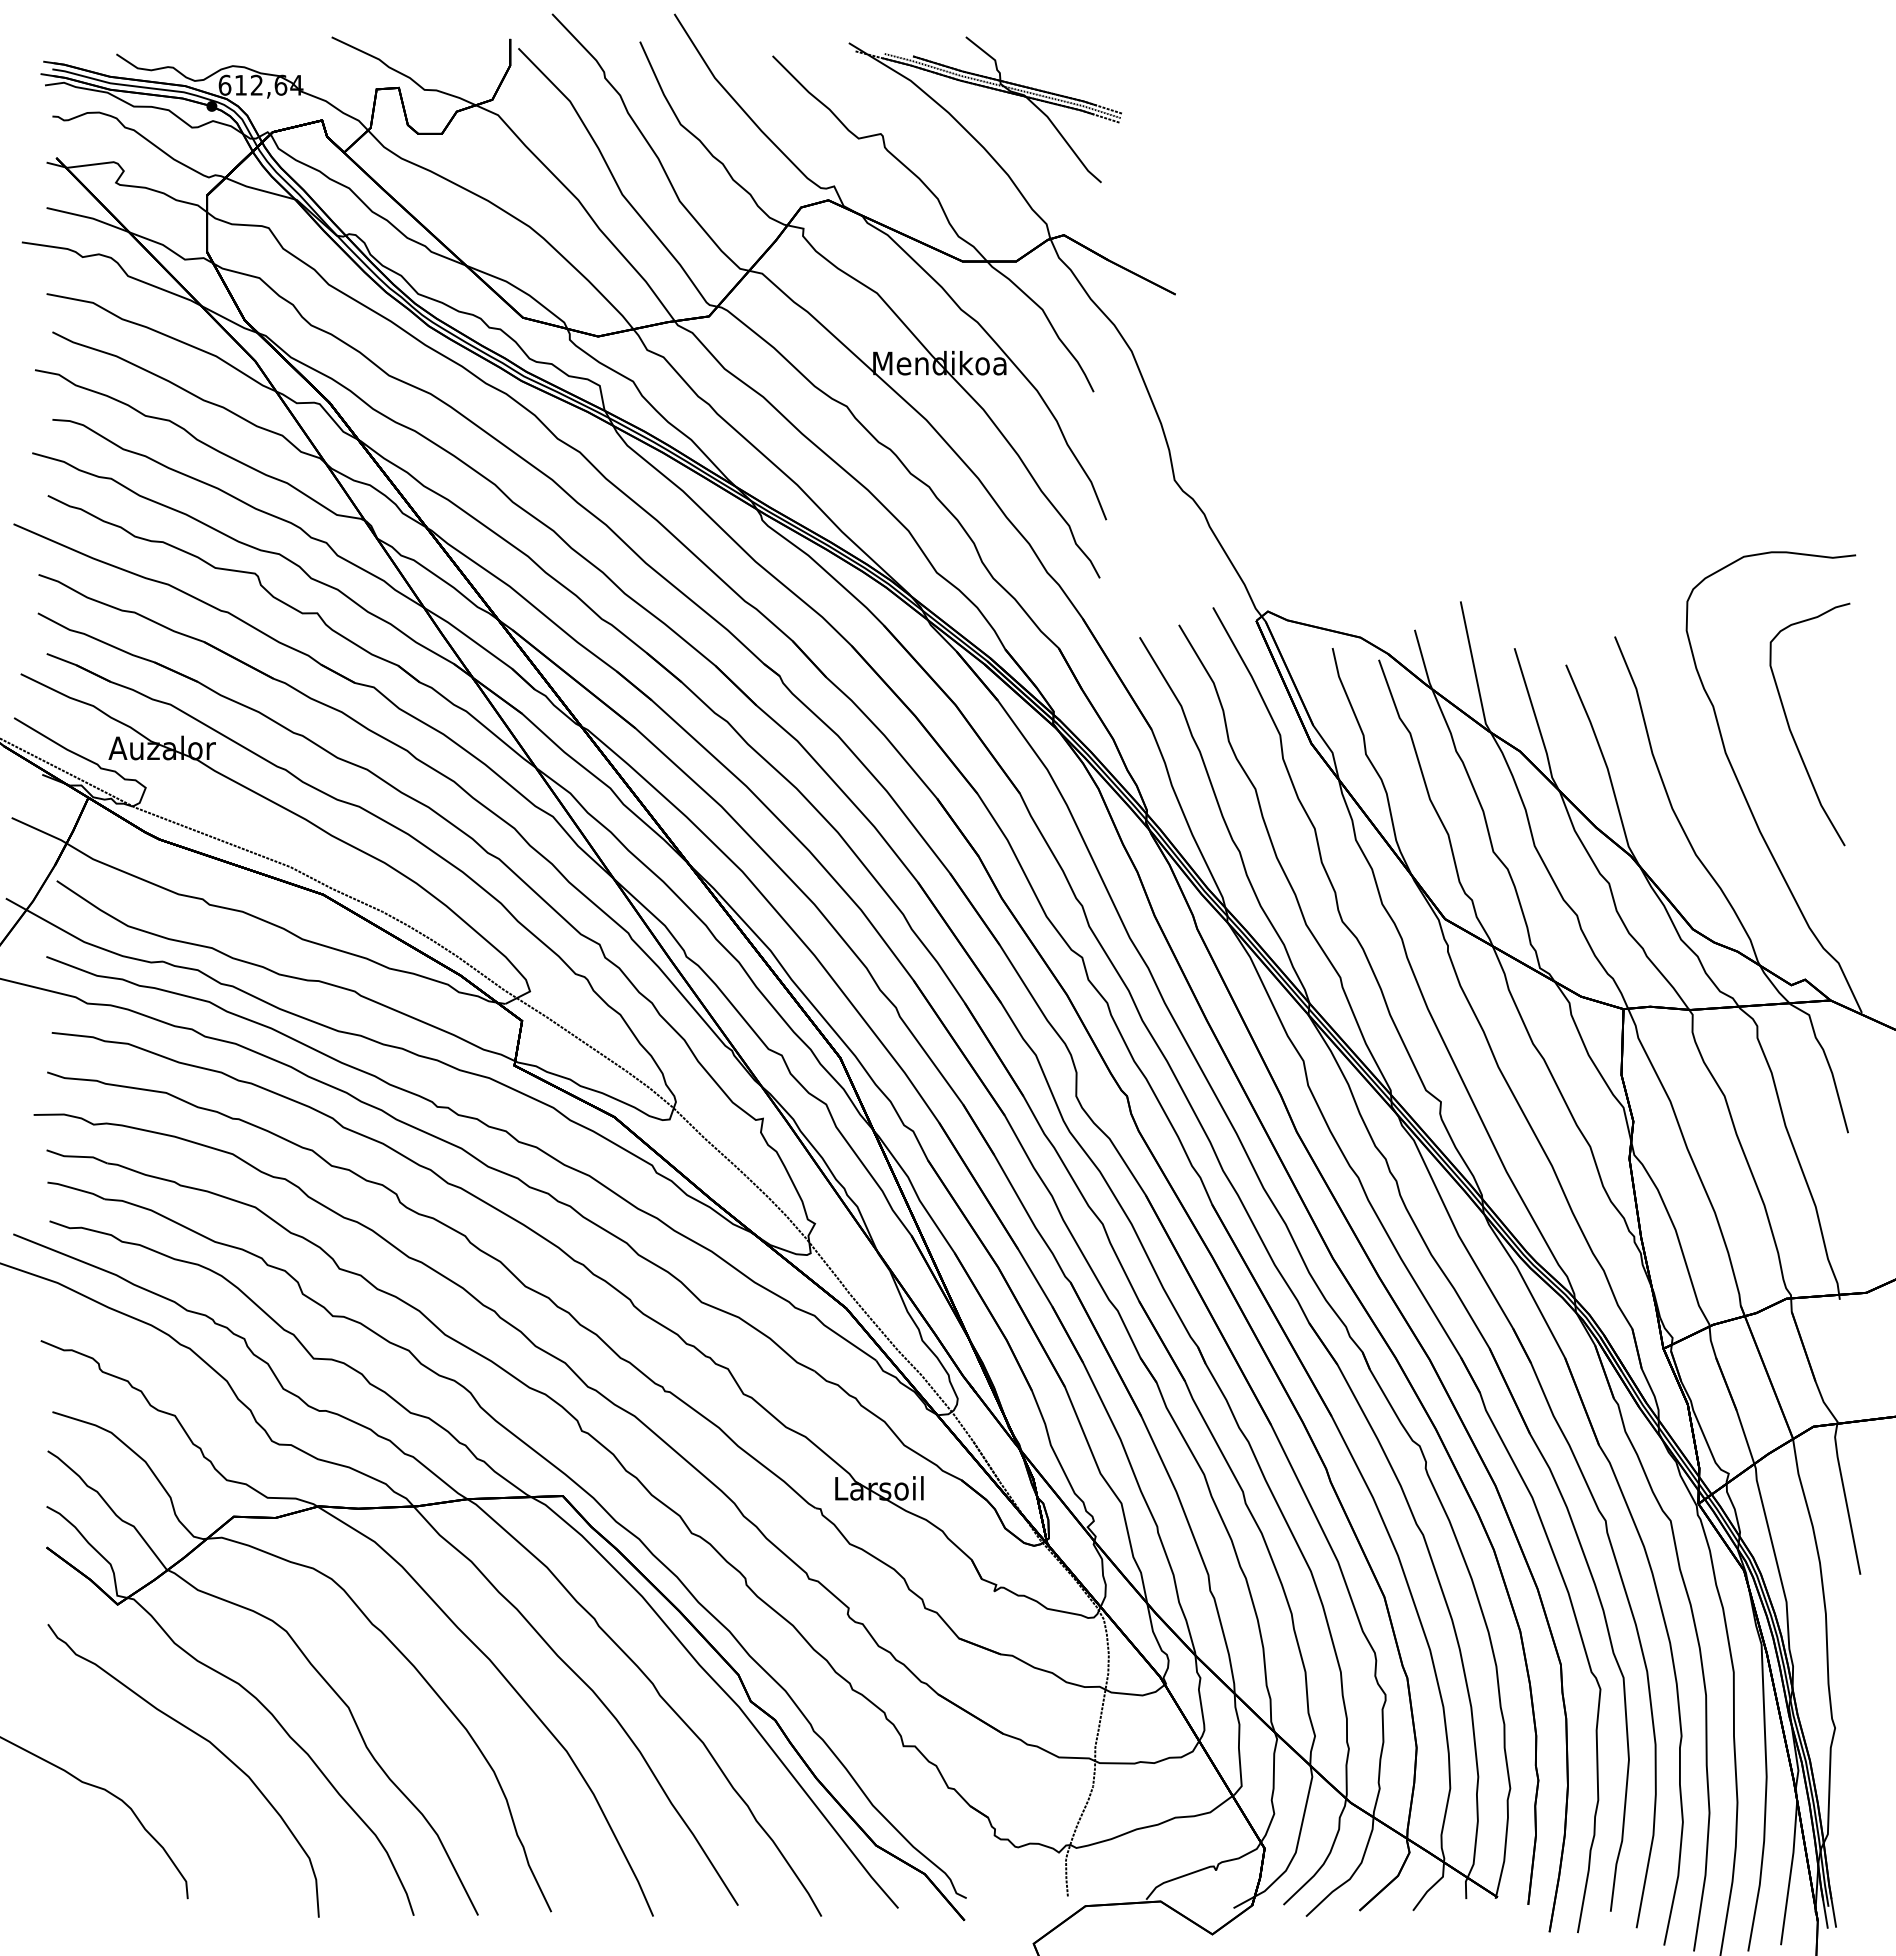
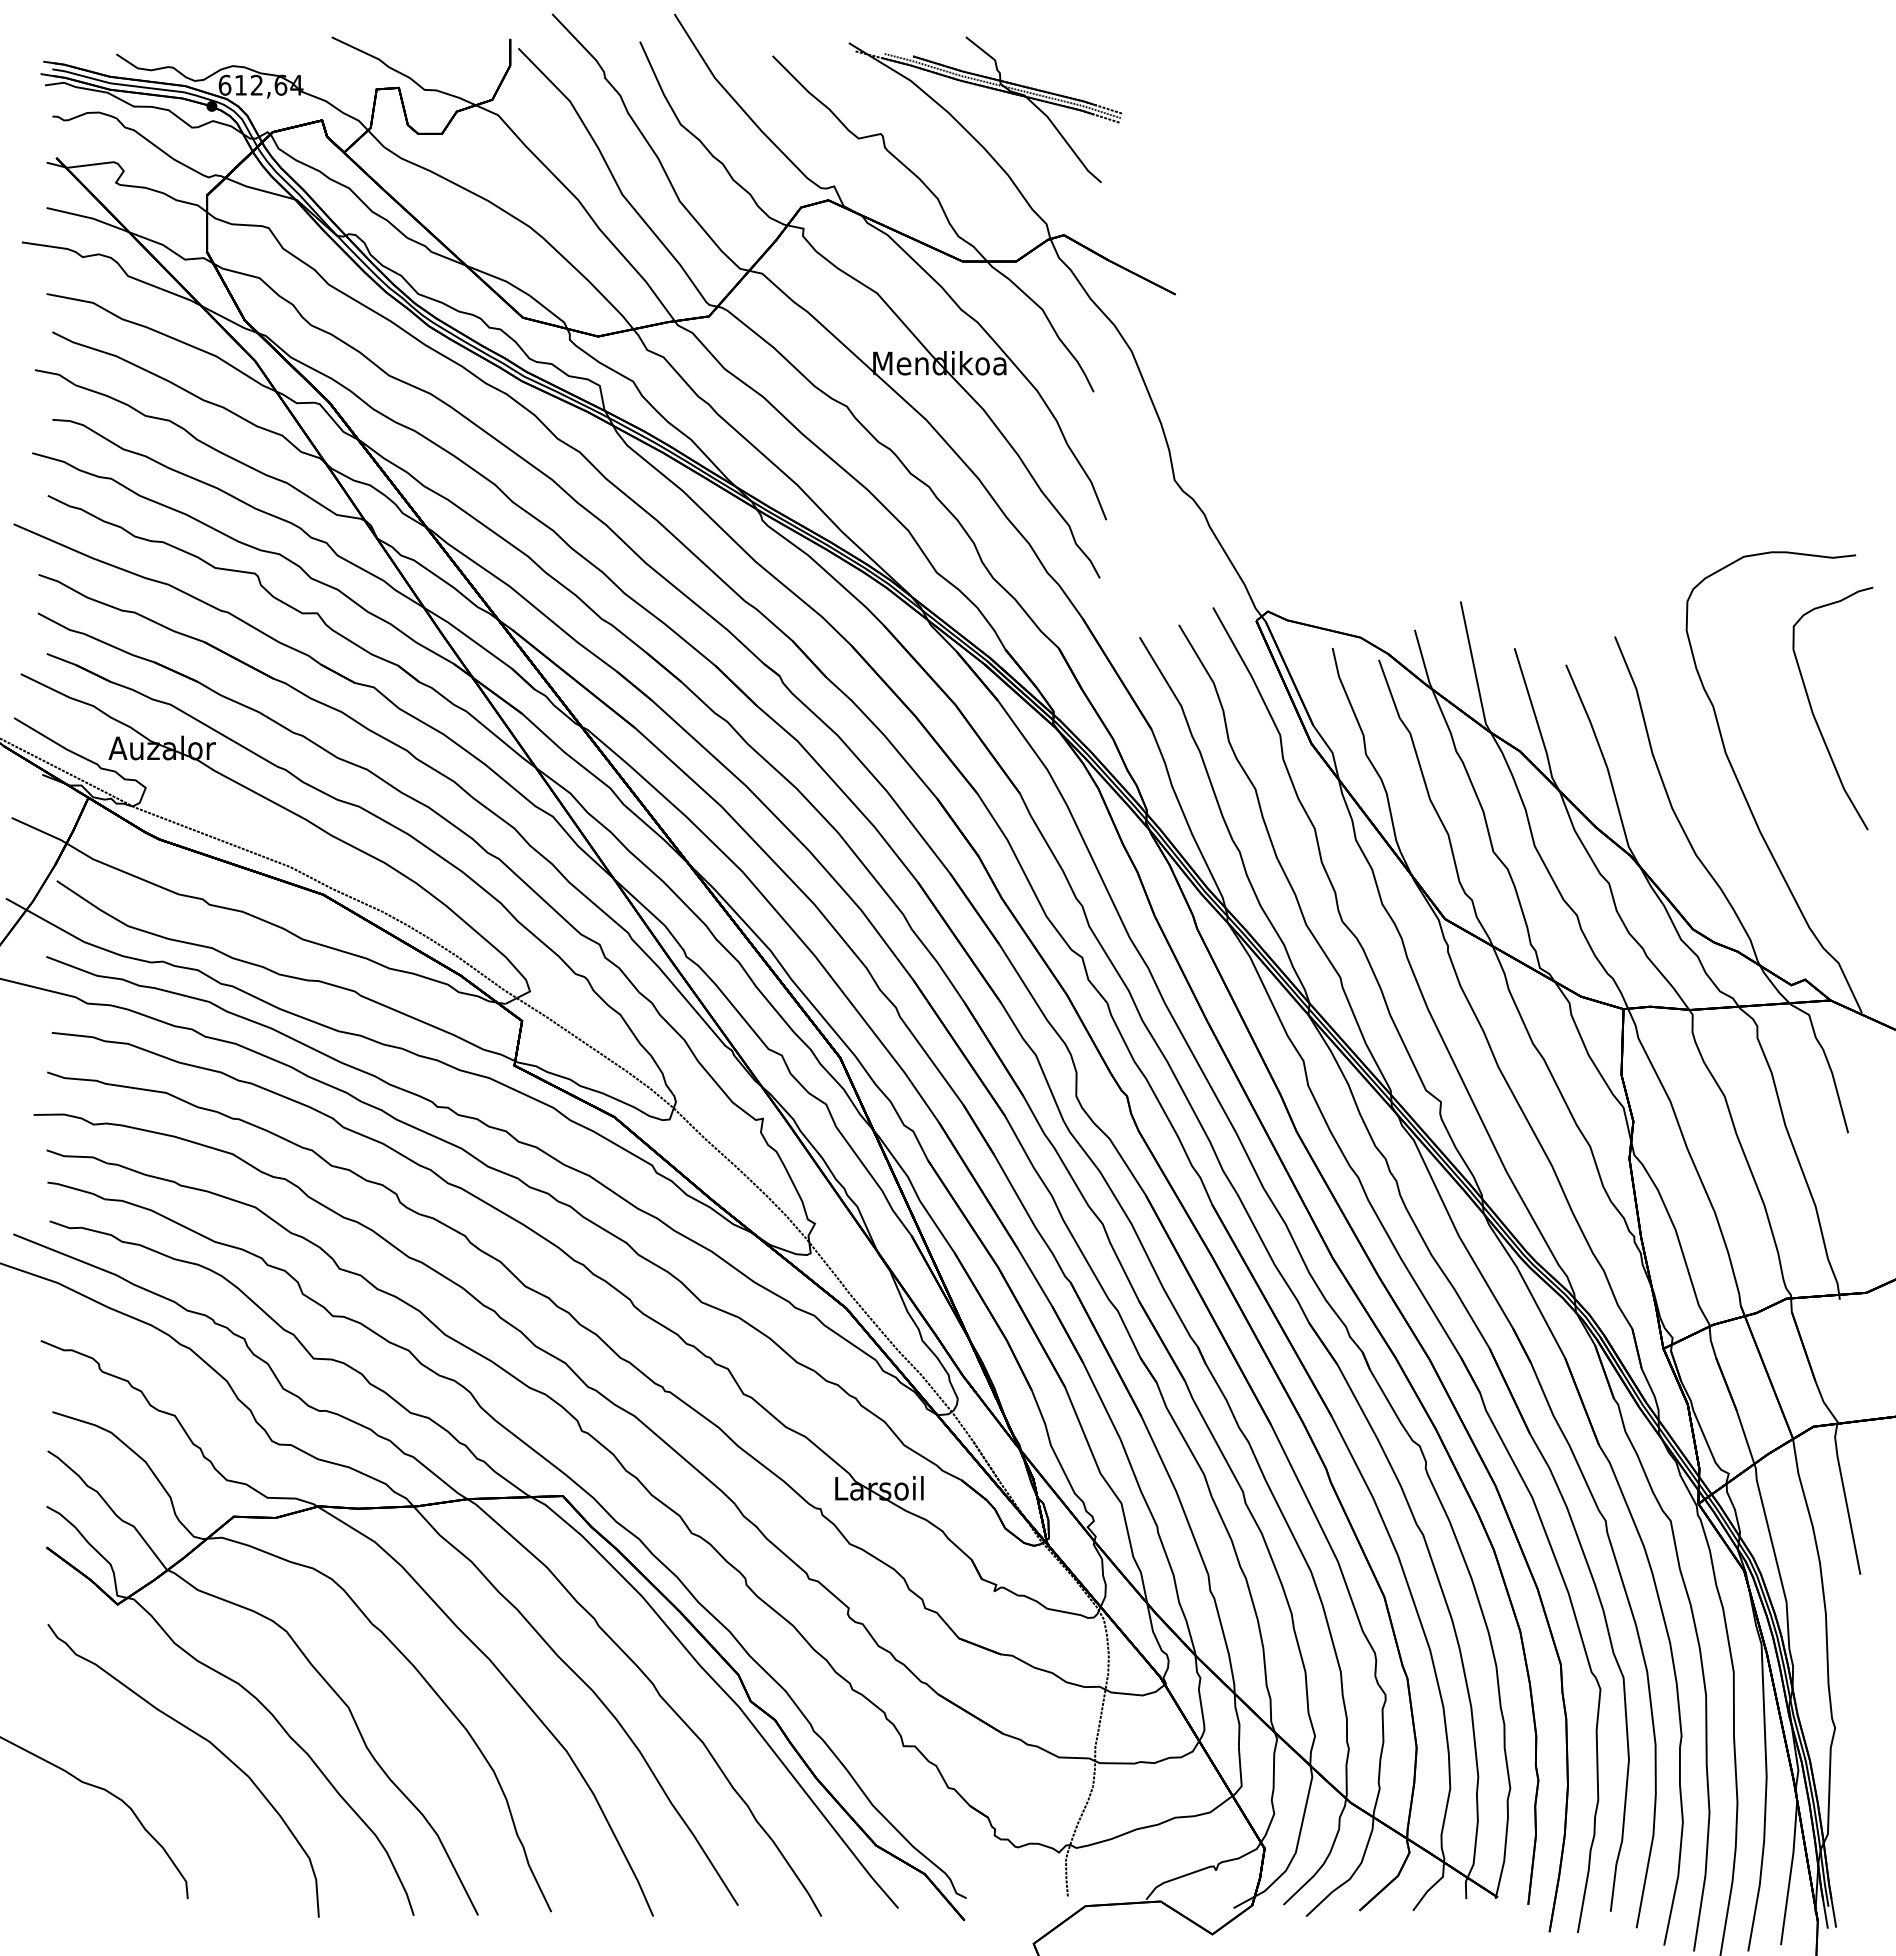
part position: (1791, 730) -> (1814, 714) (1814, 714)
